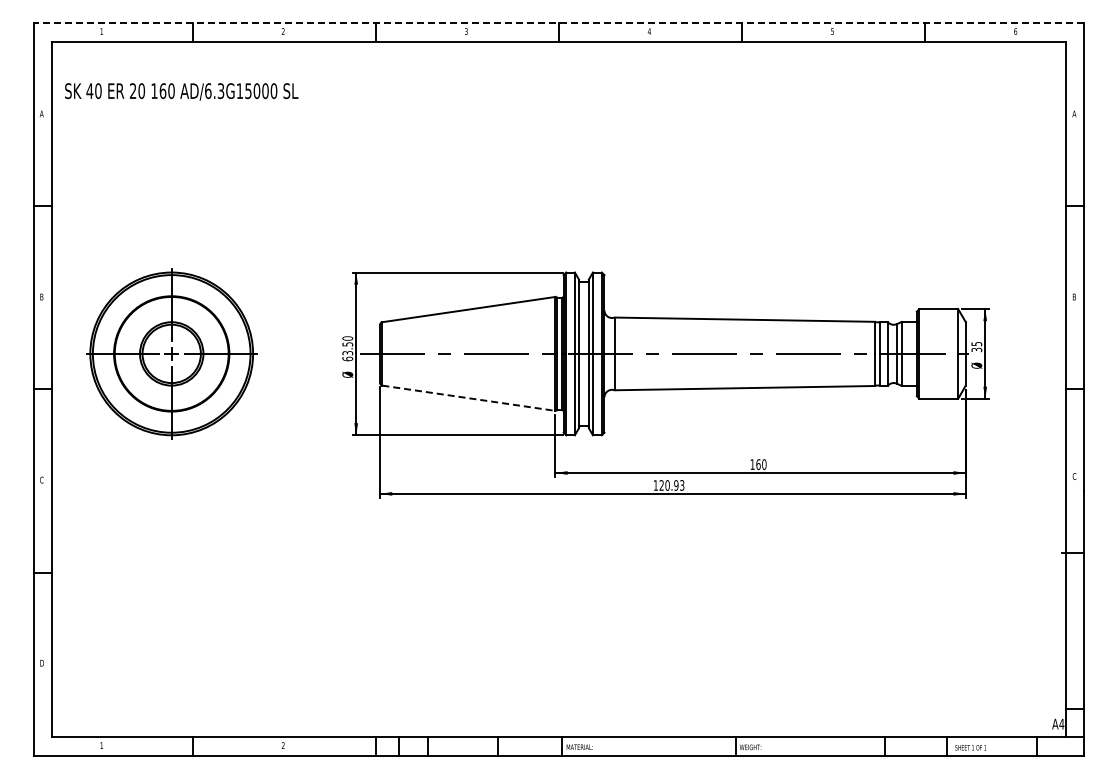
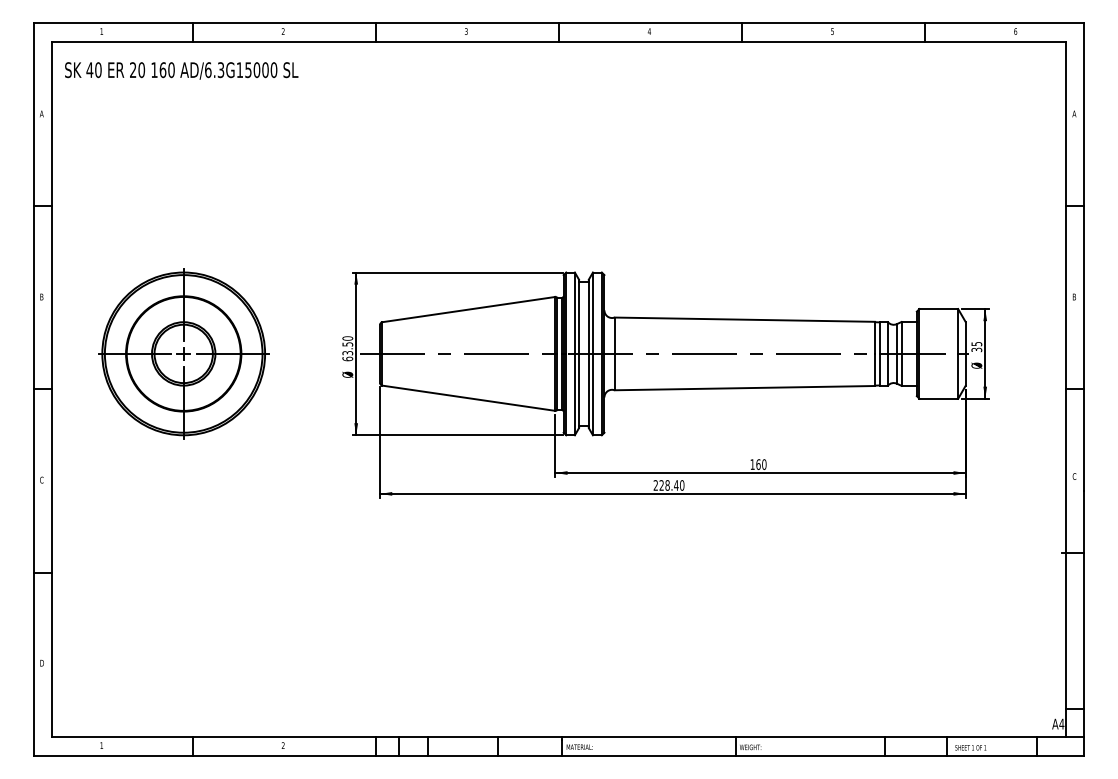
line: dashed -> solid (558, 23)
text position: (181, 91) -> (181, 70) (181, 70)
part position: (171, 353) -> (183, 353) (183, 353)
line: dashed -> solid (469, 398)
text: 120.93 -> 228.40 (668, 485)
